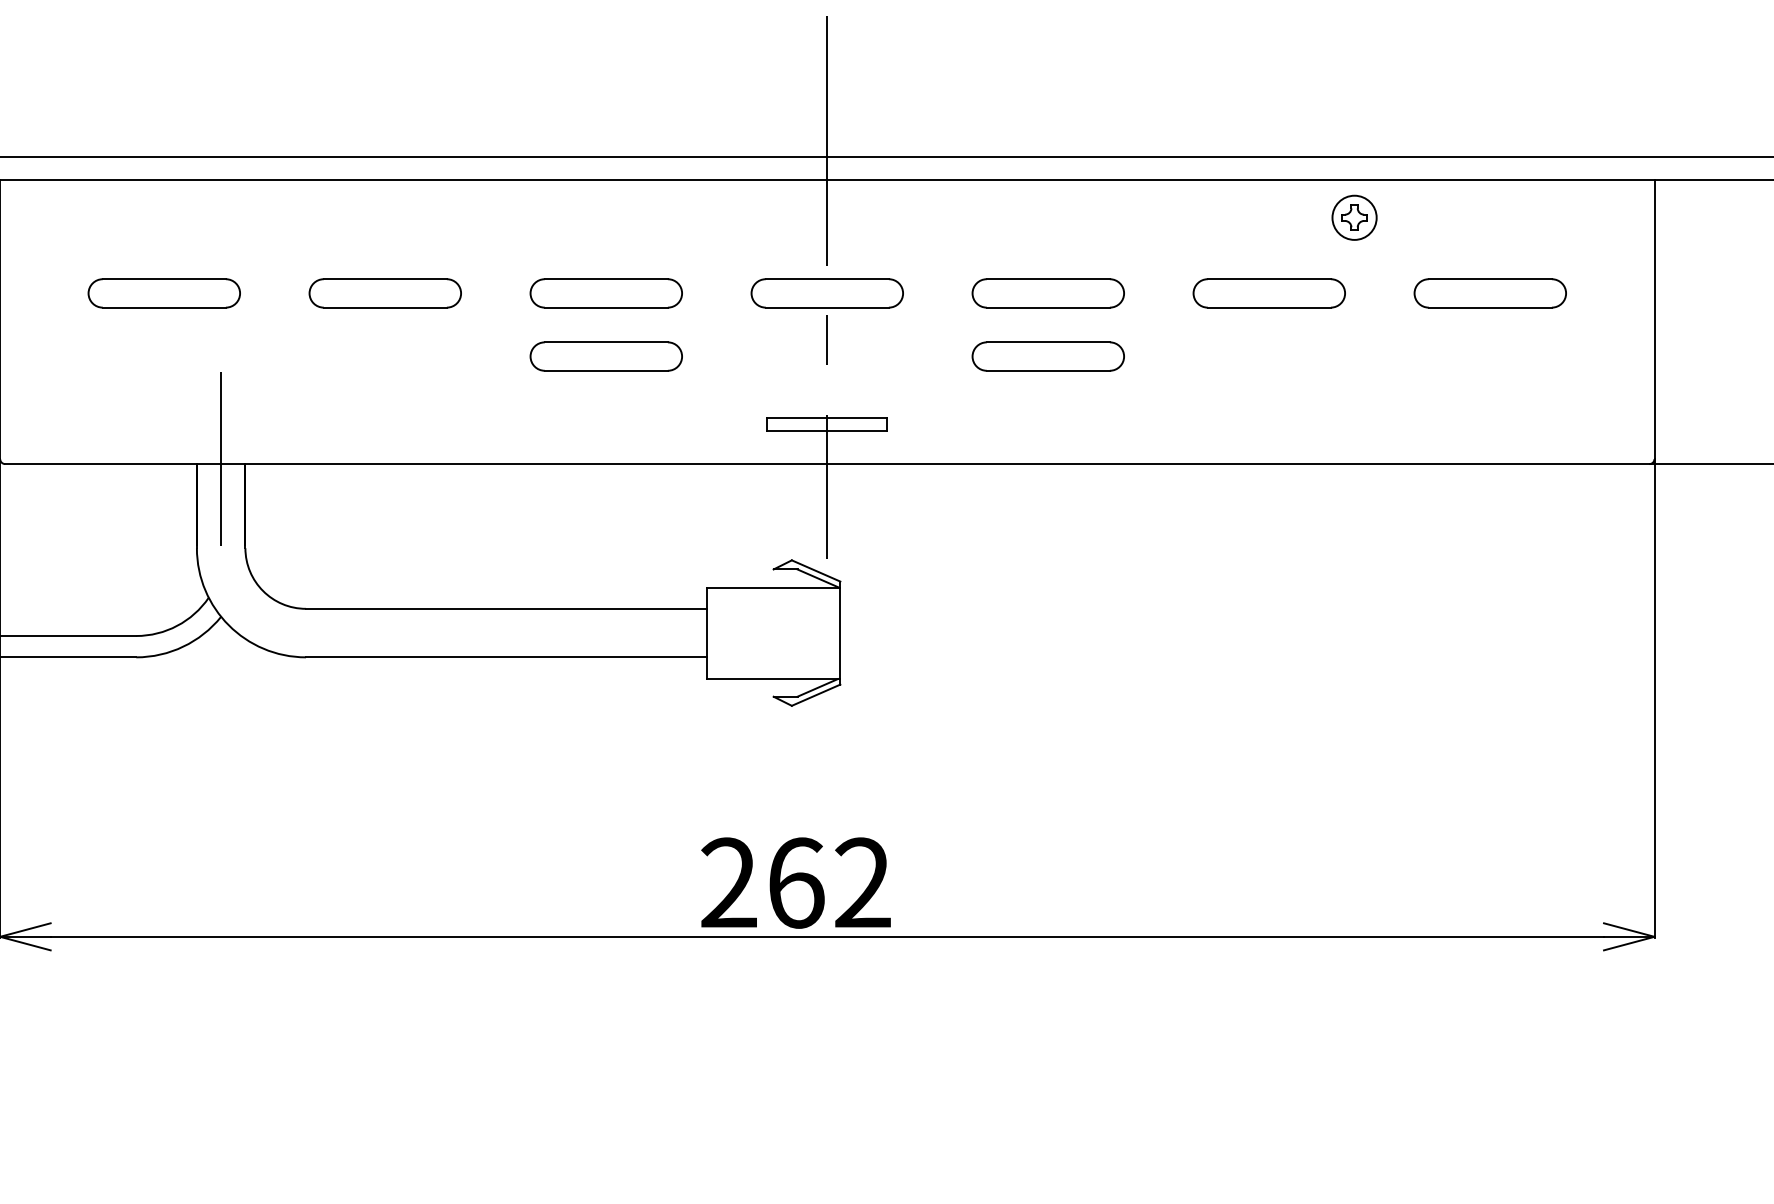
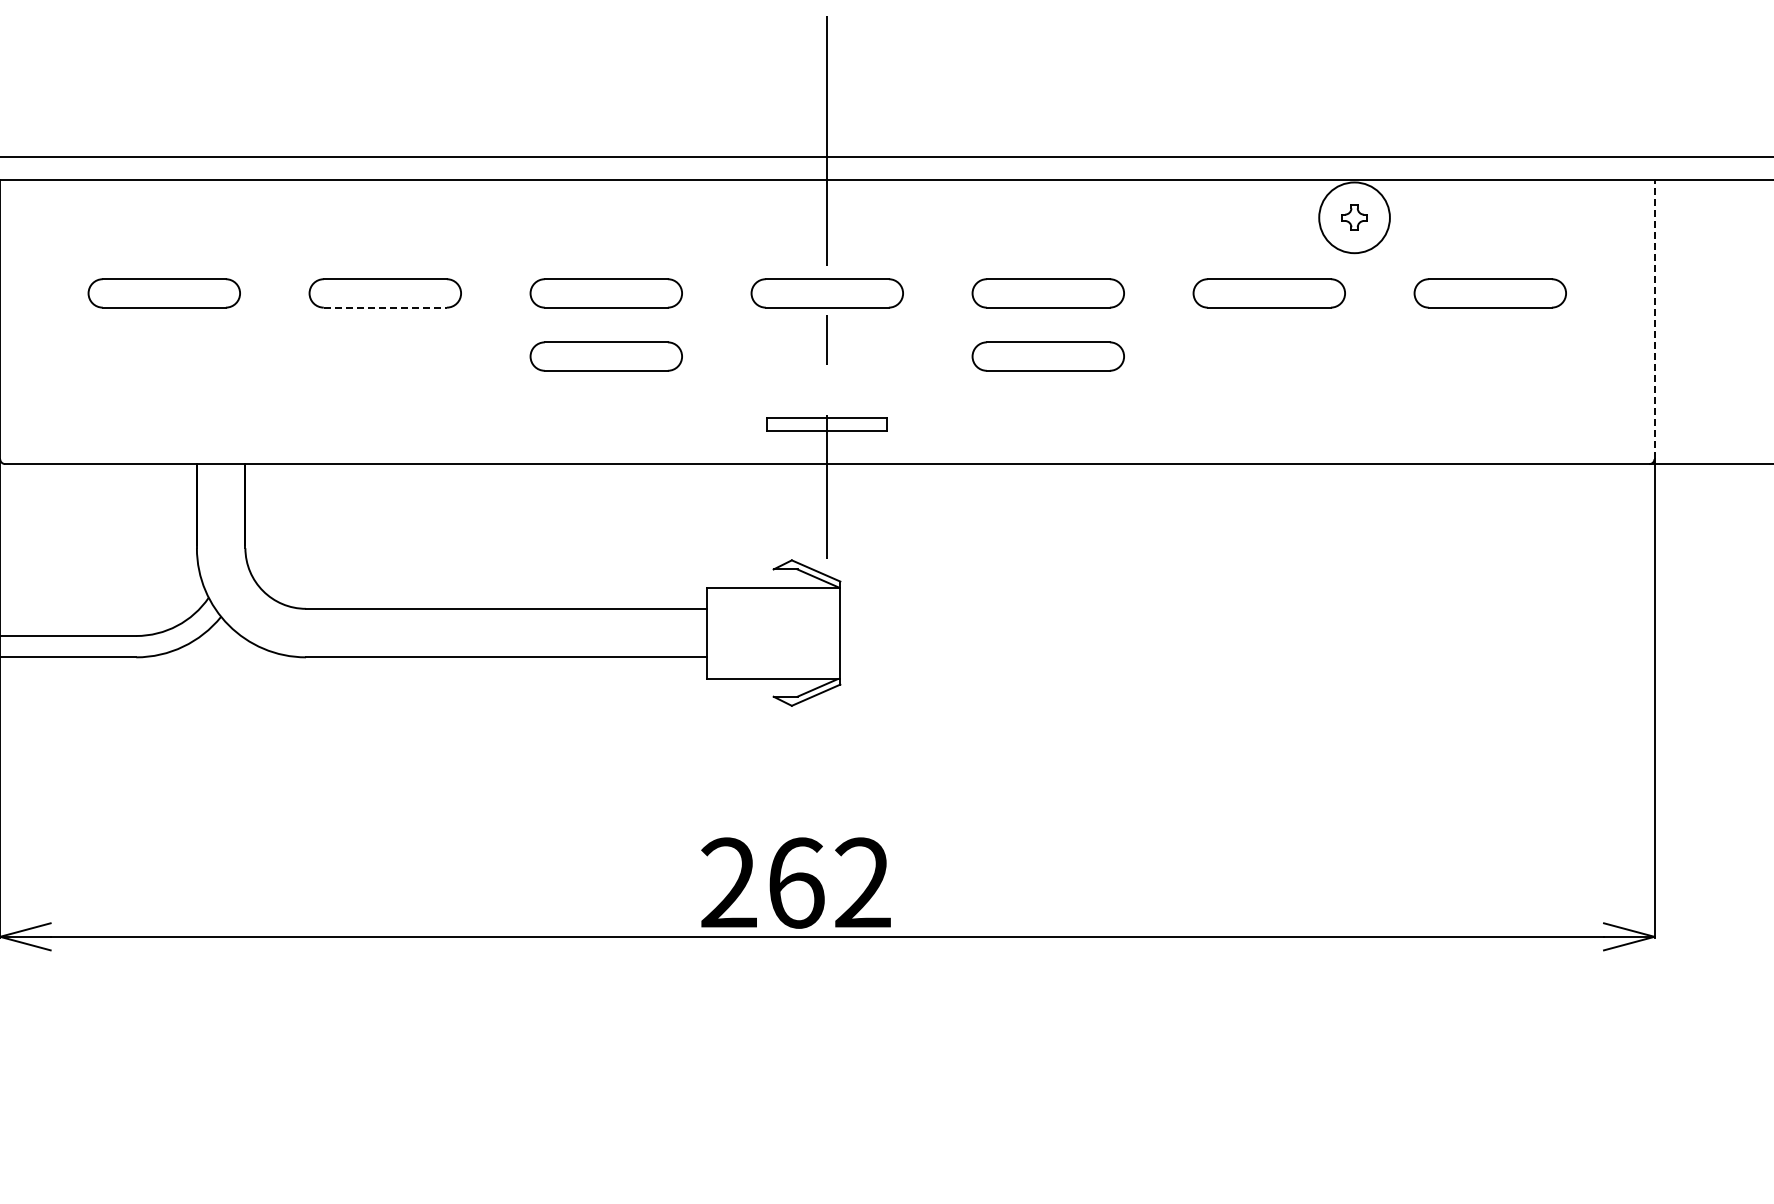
circle diameter: 44 px -> 71 px (1354, 217)
line: solid -> dashed (385, 307)
line: solid -> dashed (1654, 319)
line: present -> none (221, 458)
